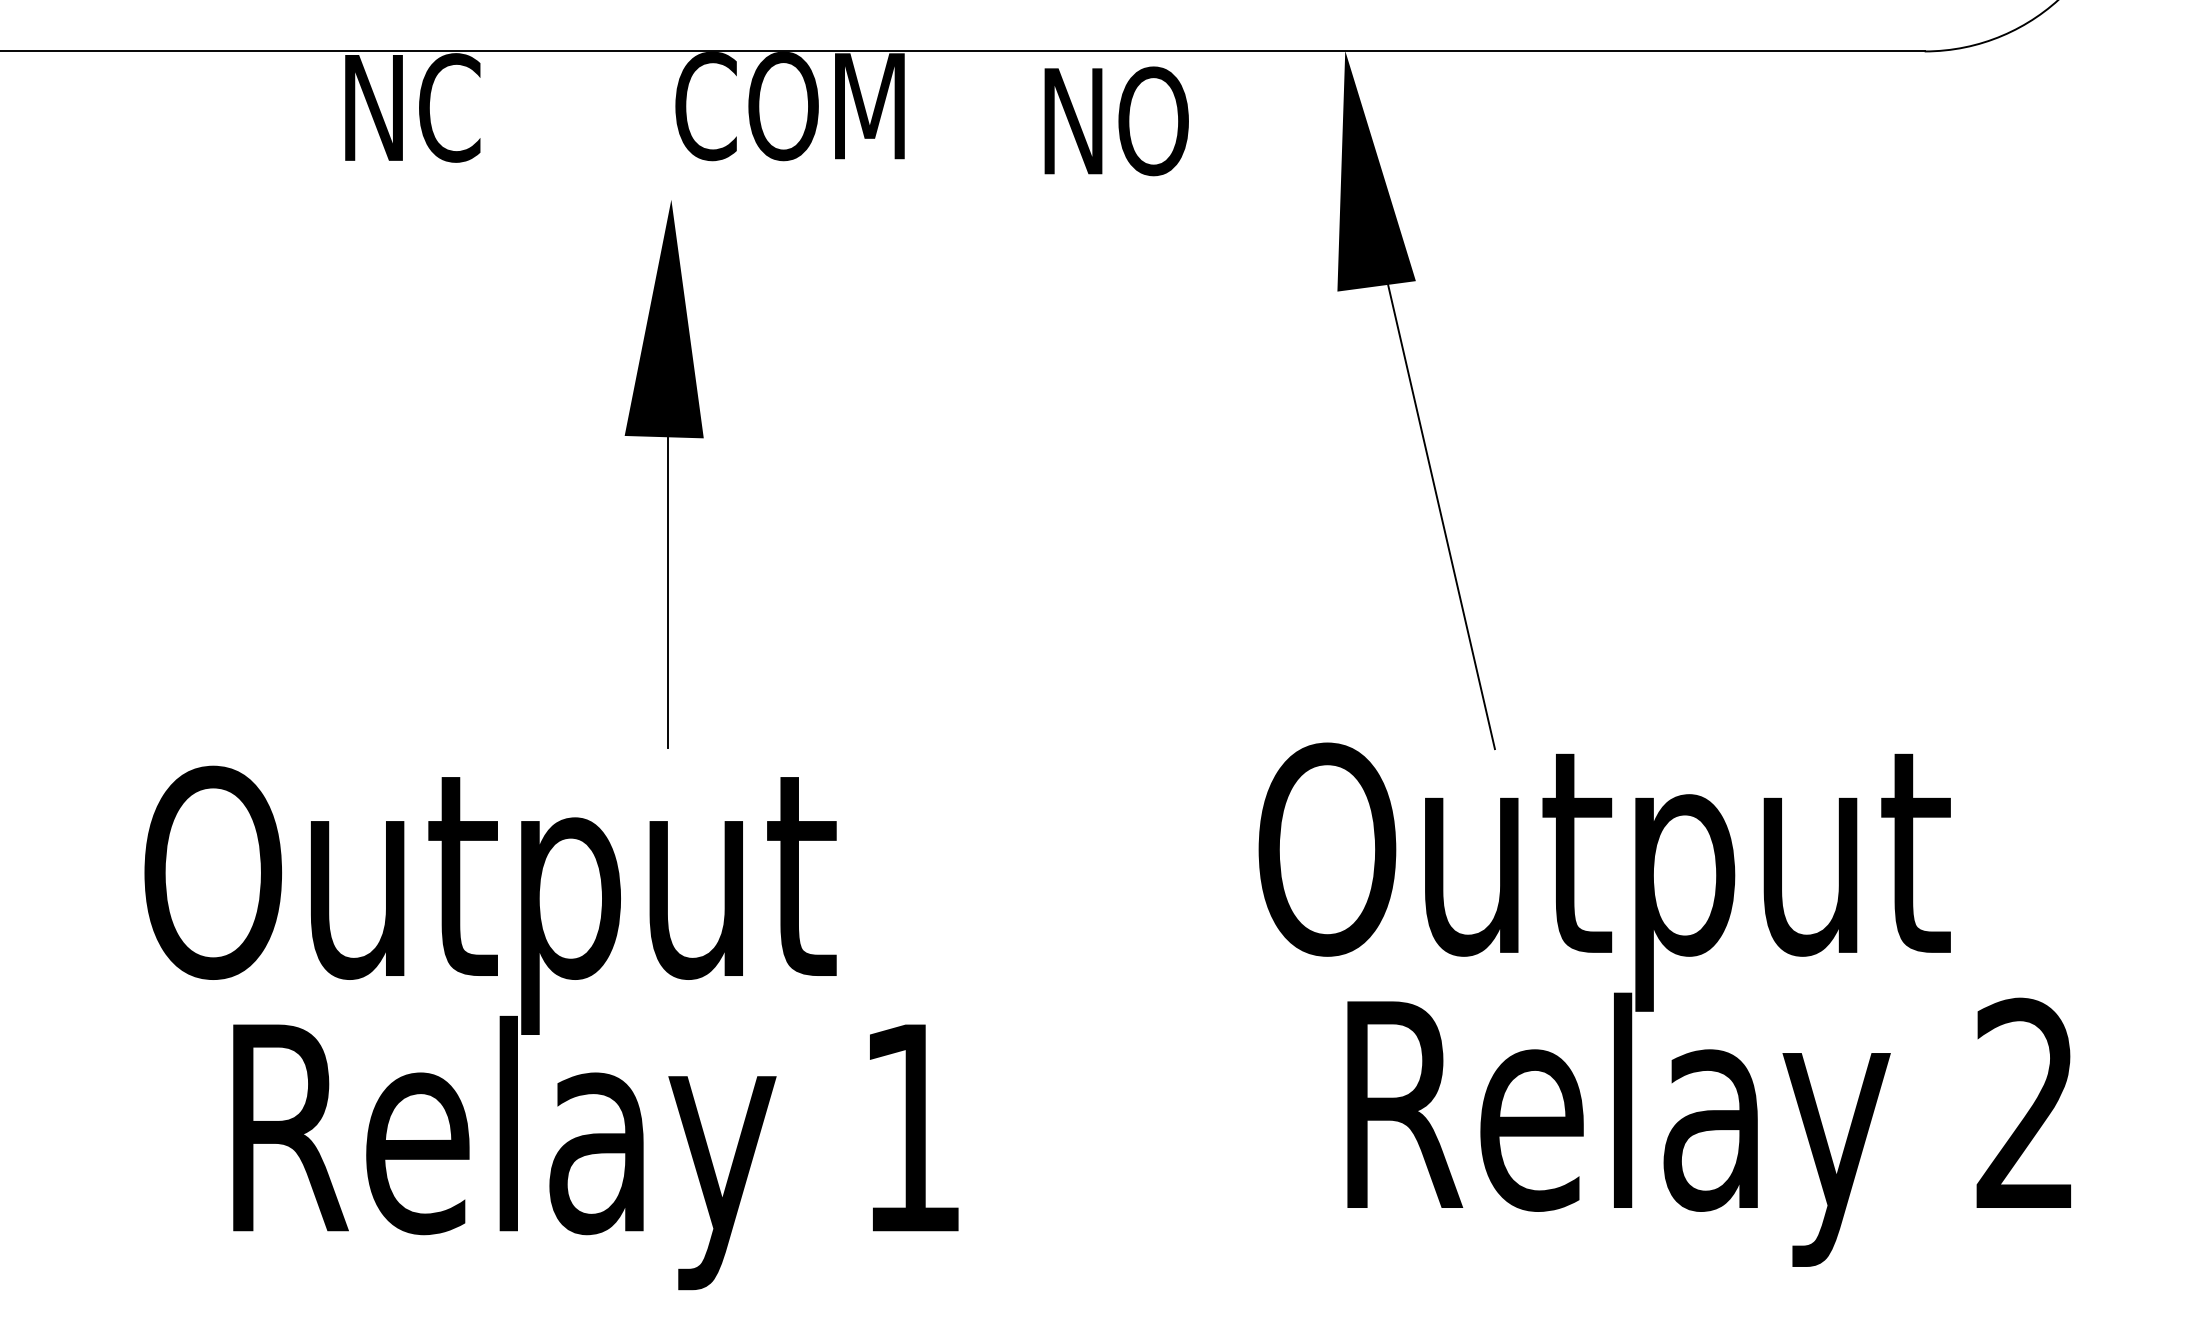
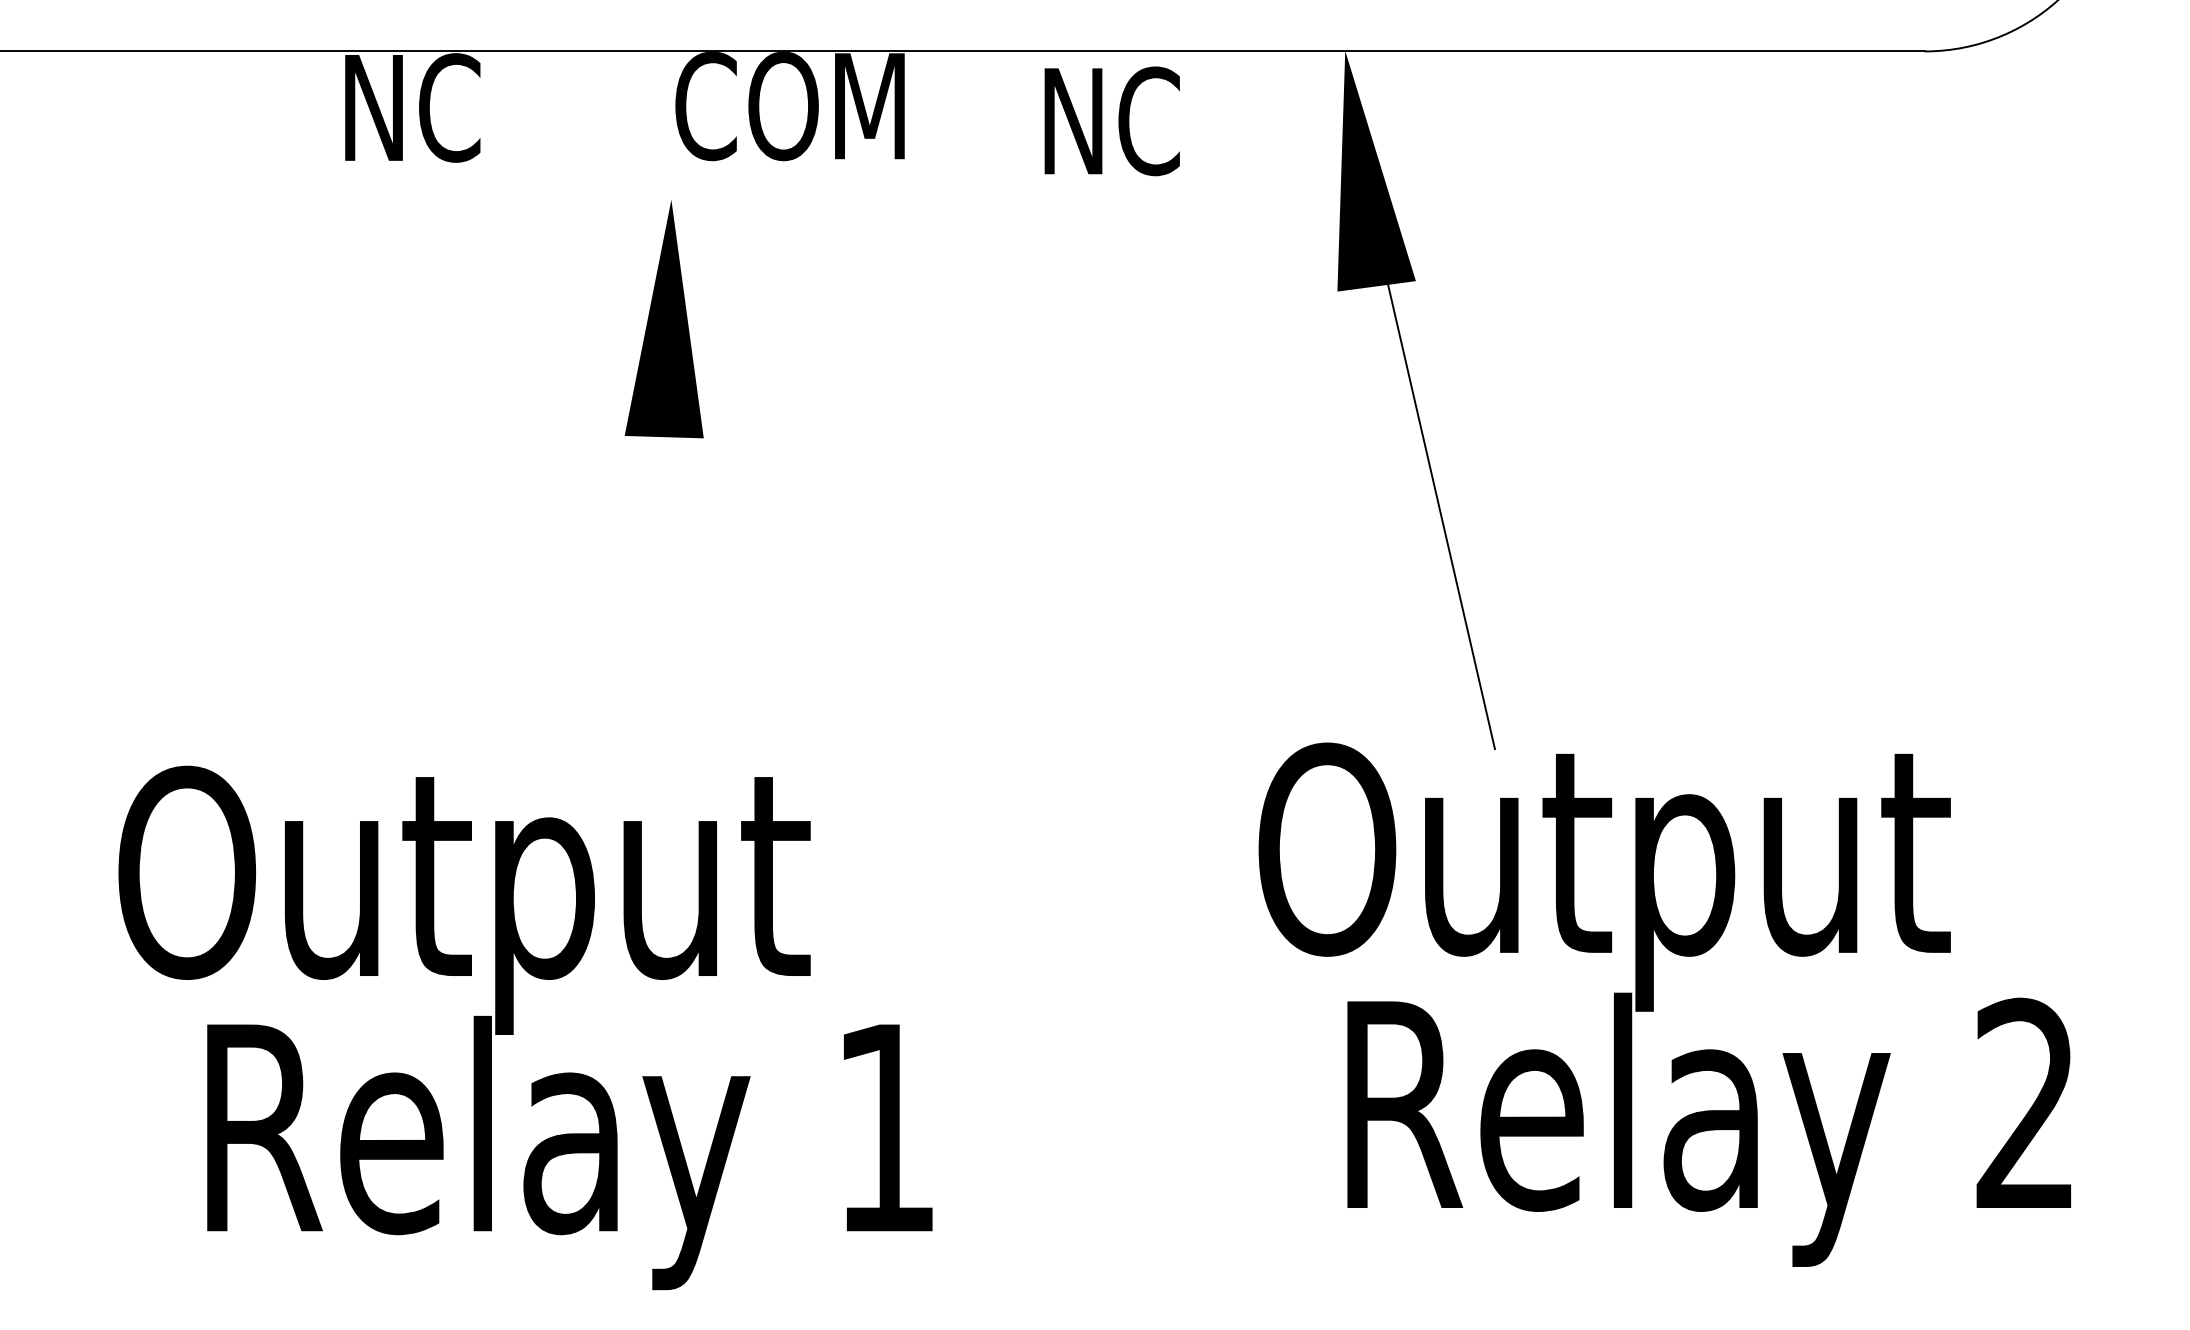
text: NO -> NC (1156, 121)
line: present -> none (668, 588)
text position: (551, 1027) -> (525, 1027) (525, 1027)
